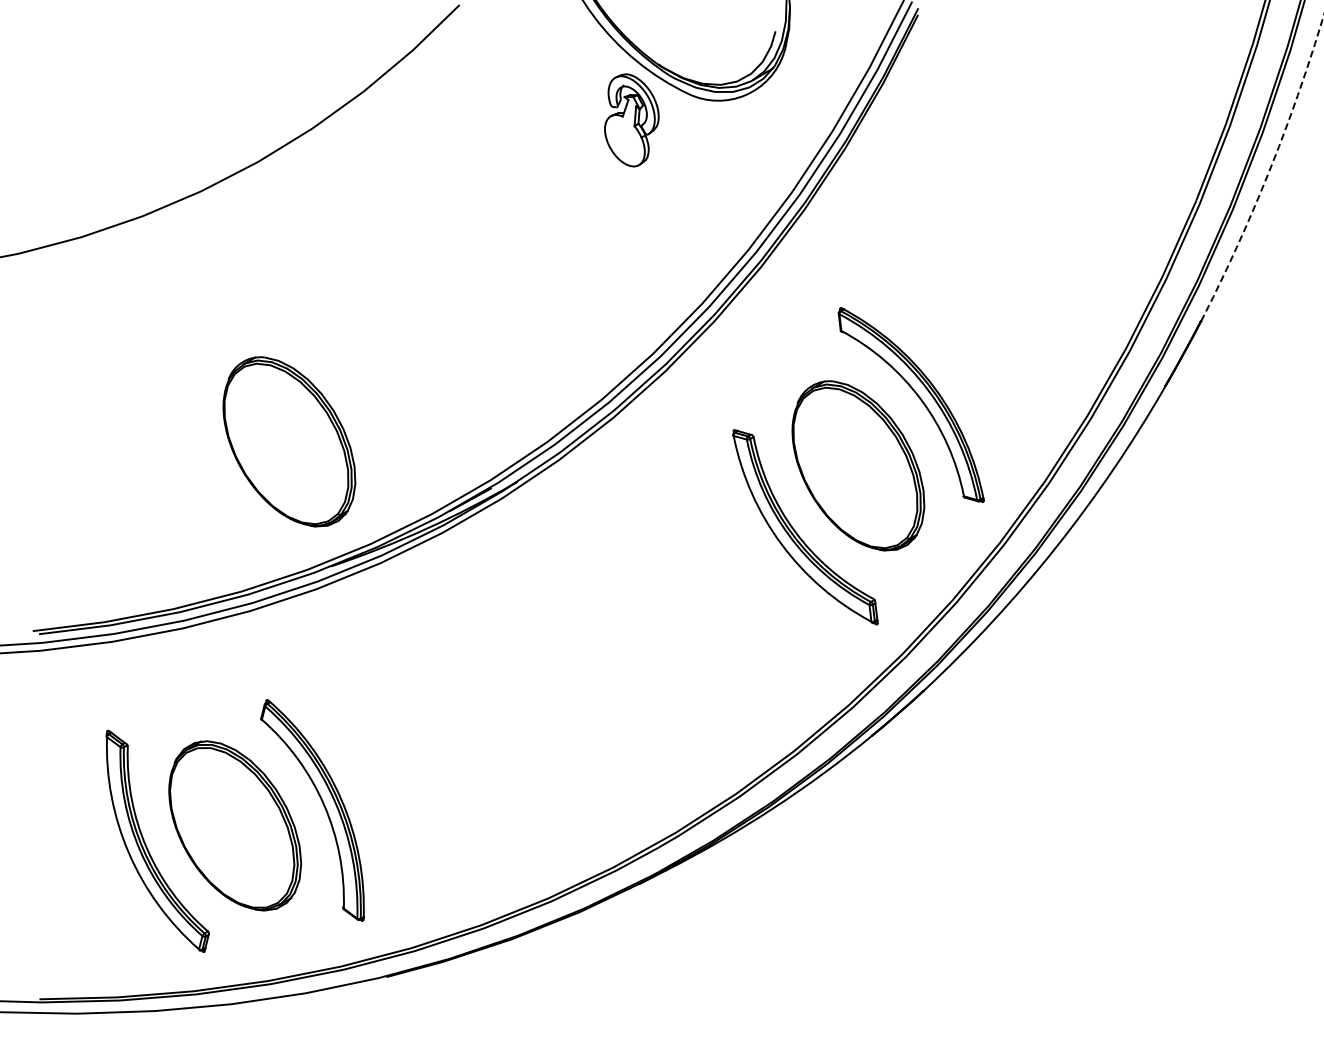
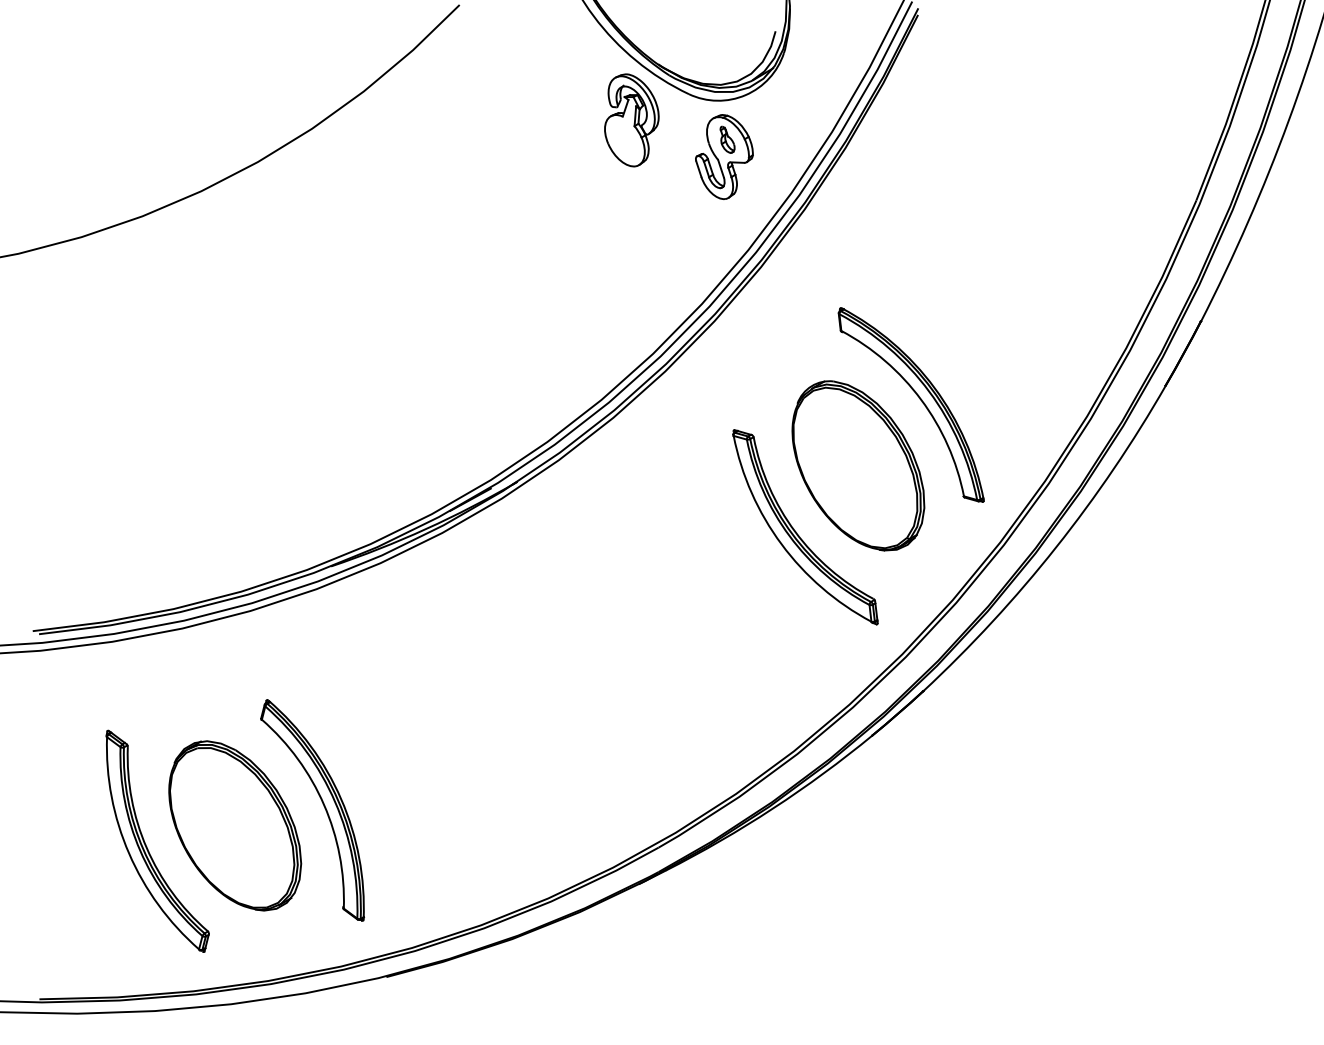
part: none -> present (724, 156)
arc: dashed -> solid (1269, 171)
part: present -> none (289, 441)
